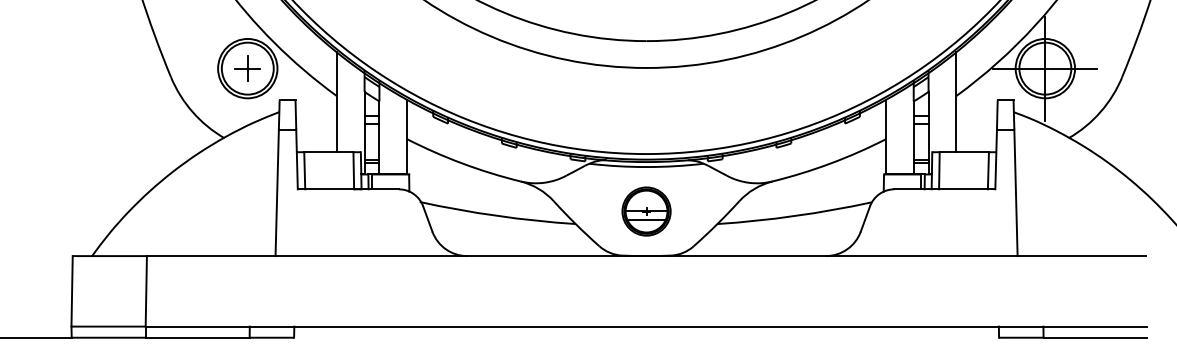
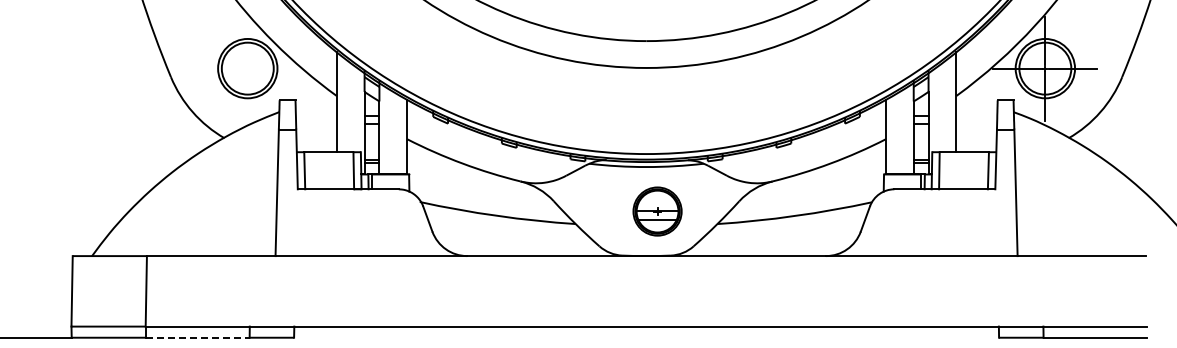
part: present -> none (247, 68)
part position: (646, 211) -> (657, 211) (657, 211)
line: solid -> dashed (197, 337)
